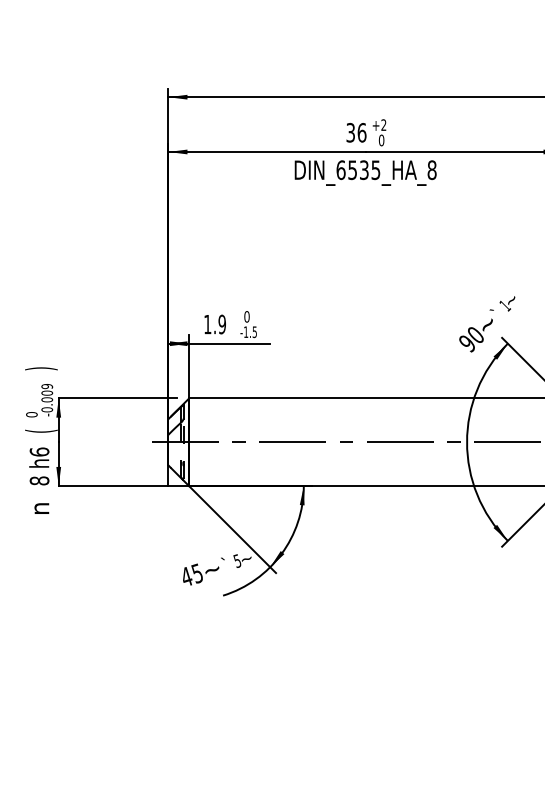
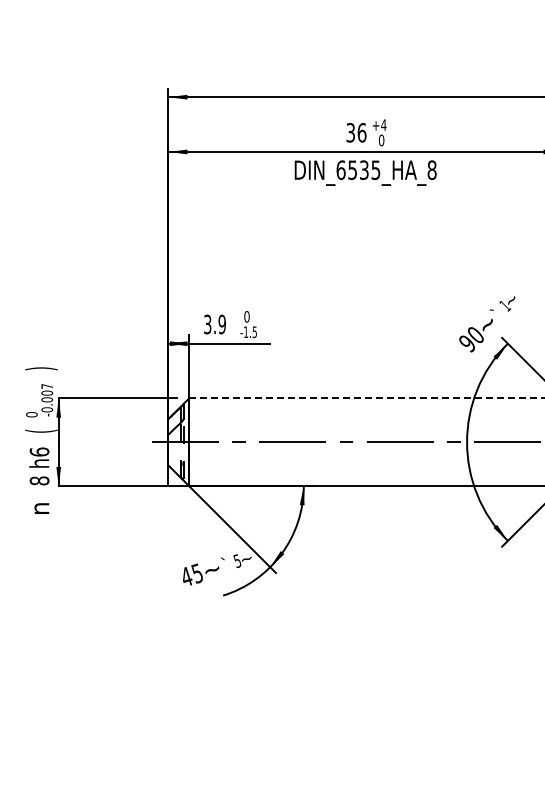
text: +2 -> +4 (383, 124)
text: 1.9 -> 3.9 (207, 324)
text: -0.009 -> -0.007 (47, 386)
line: solid -> dashed (366, 398)
